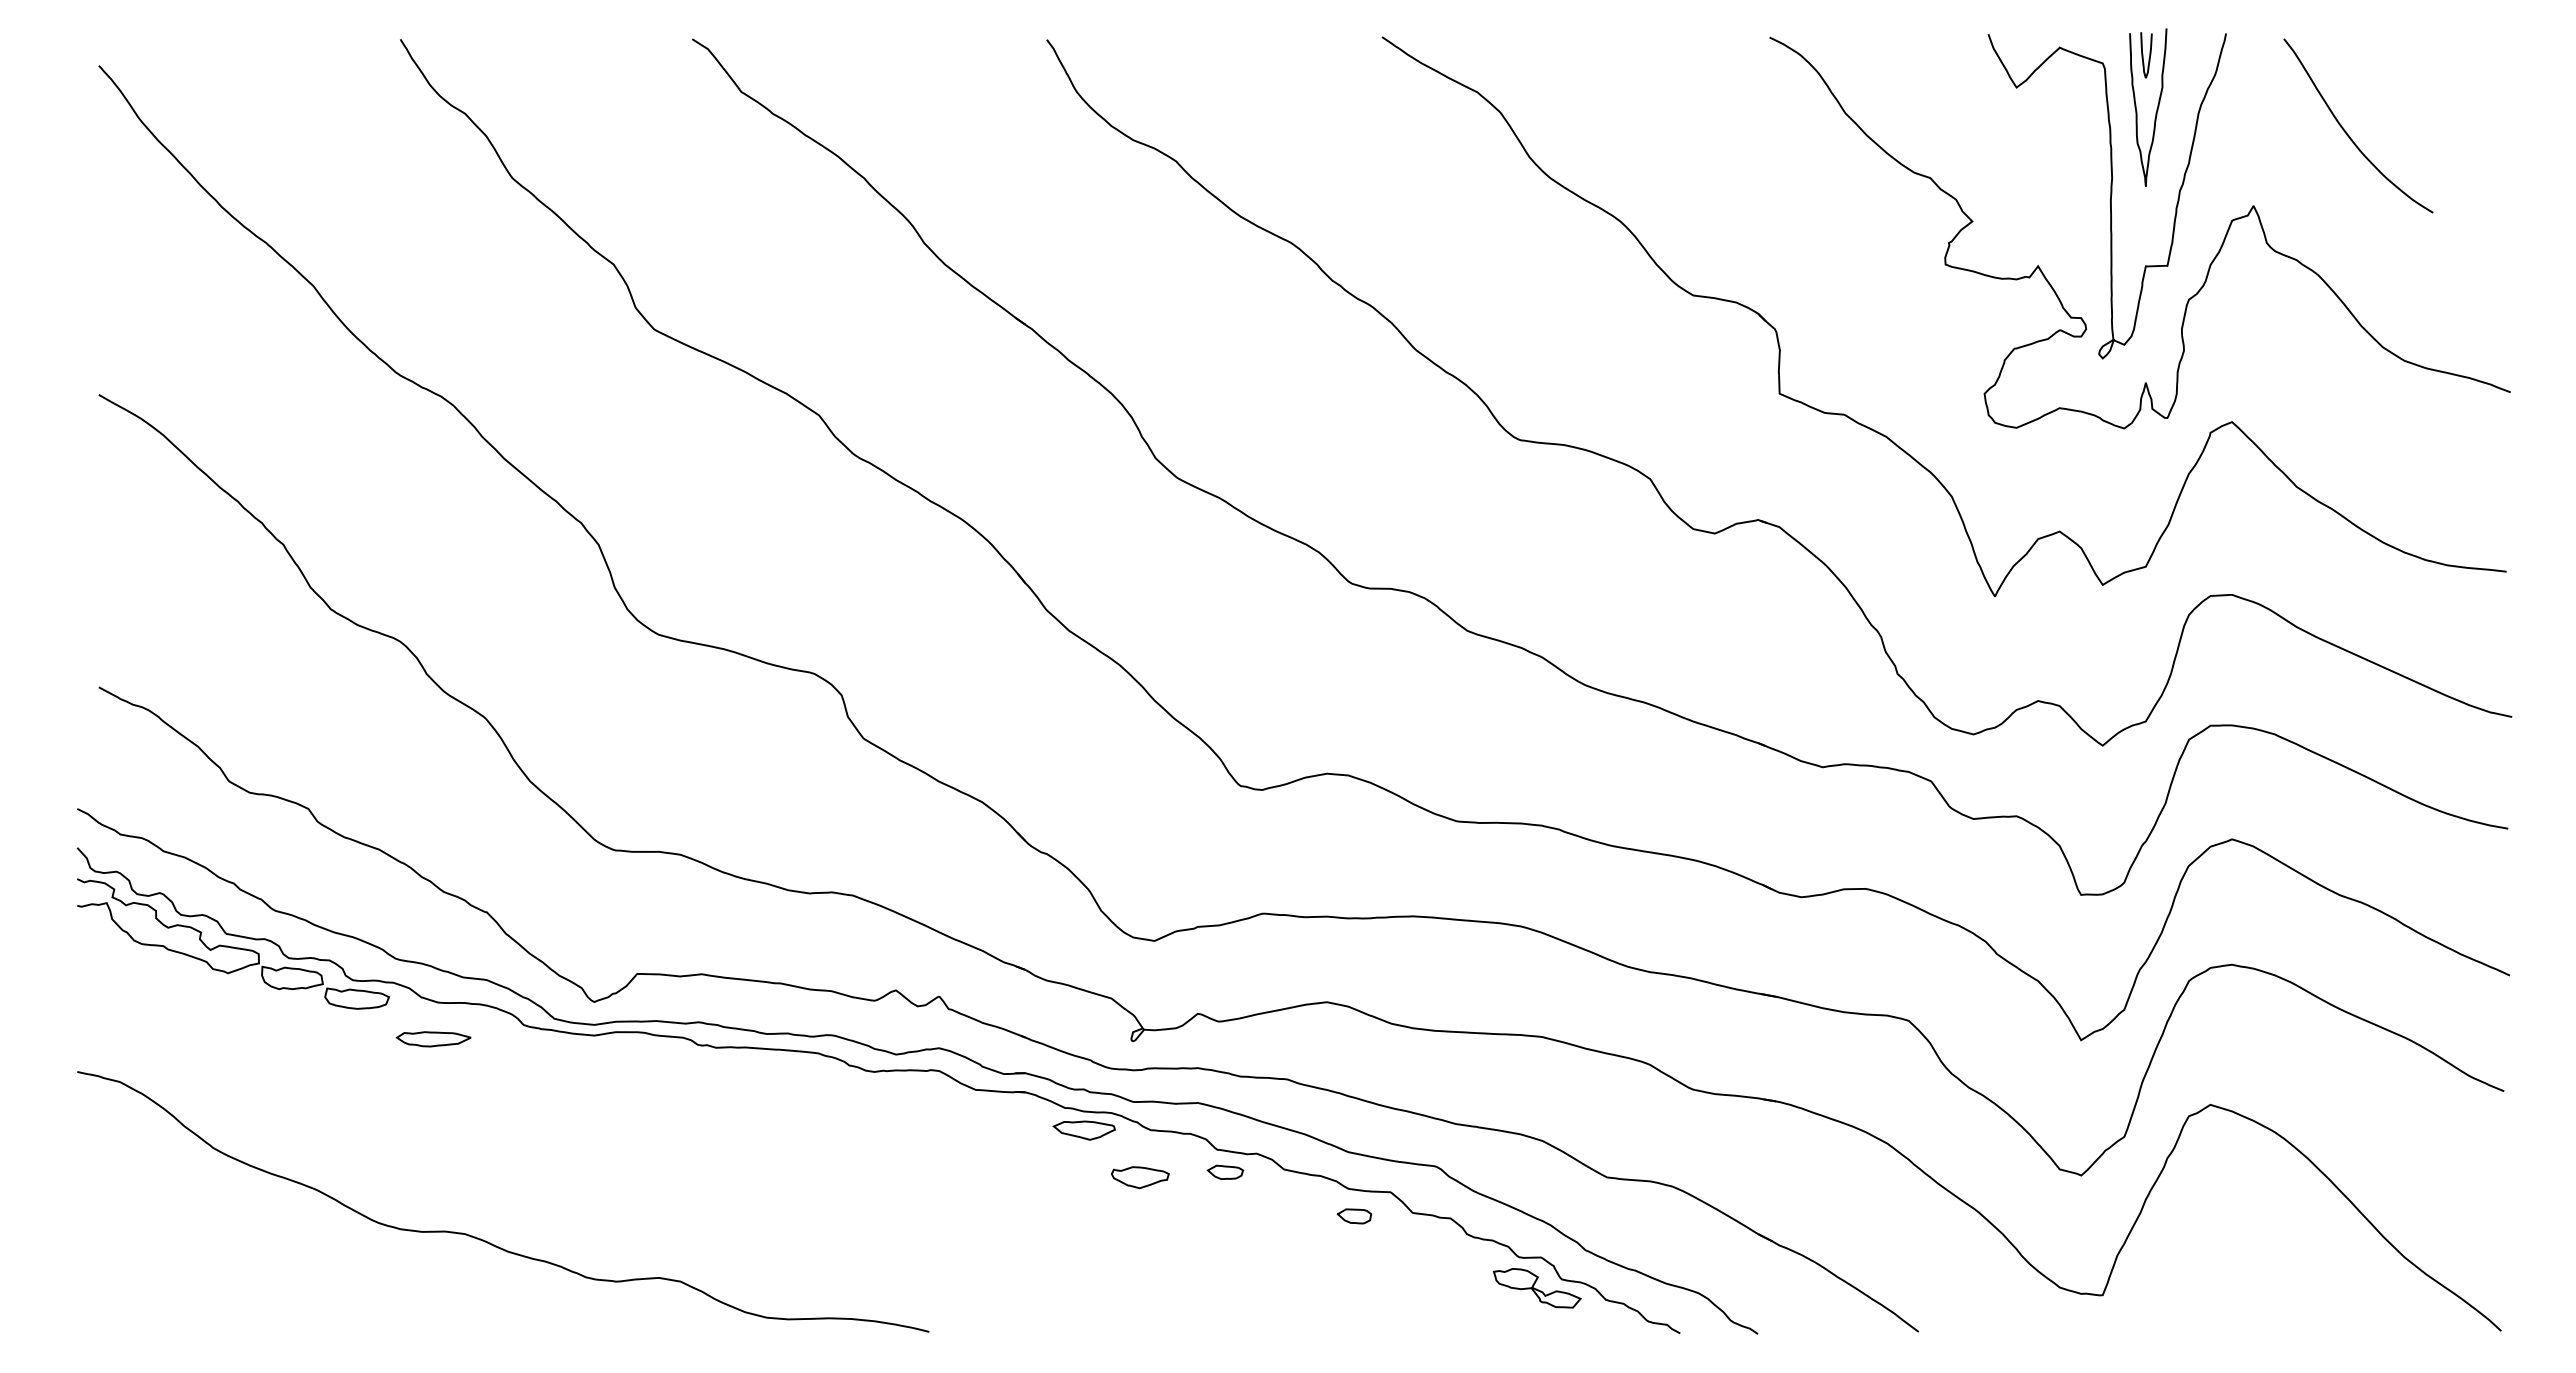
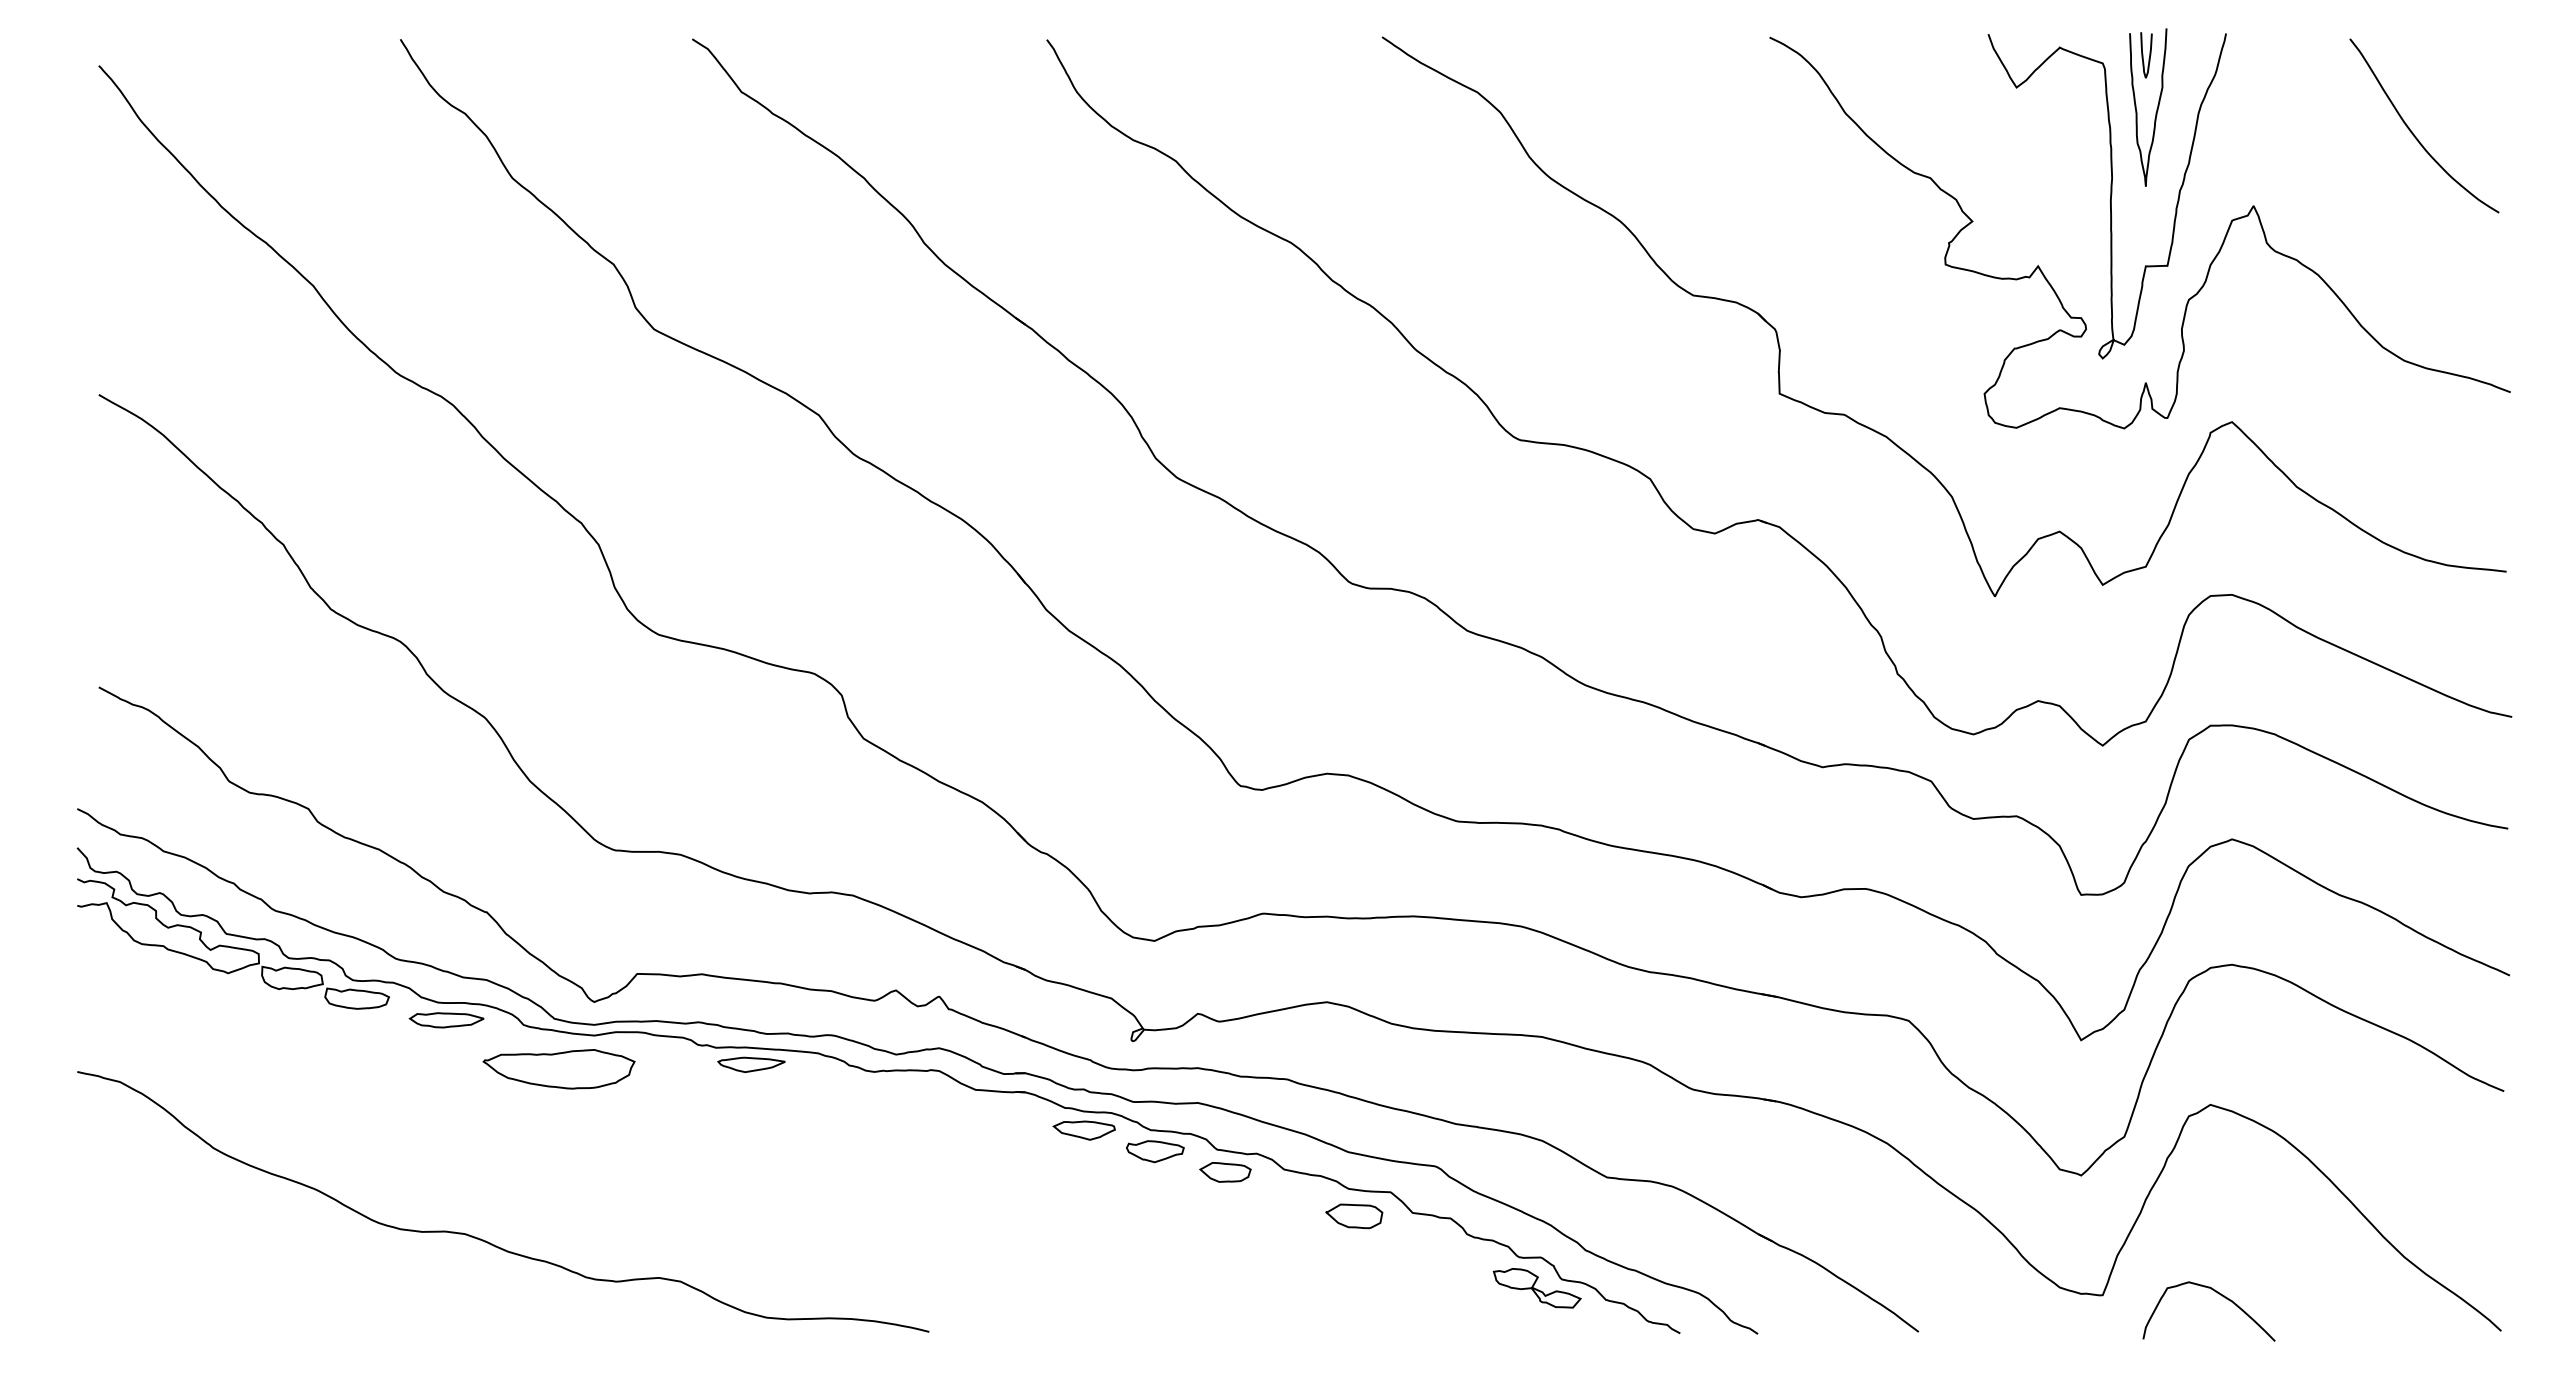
curve position: (2346, 131) -> (2412, 131) (2412, 131)
part position: (433, 1039) -> (446, 1020) (446, 1020)
part: none -> present (751, 1064)
part: none -> present (558, 1069)
part size: 39x16 px -> 53x21 px (1225, 1172)
part position: (1140, 1177) -> (1155, 1151) (1155, 1151)
part size: 37x17 px -> 59x27 px (1354, 1216)
curve: none -> present (2220, 1295)
